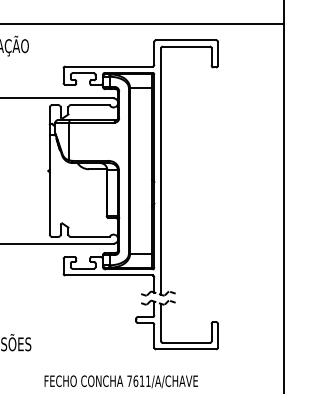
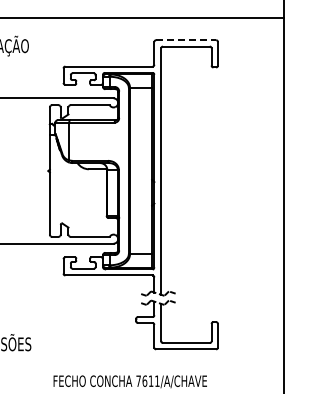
line position: (143, 23) -> (143, 17) (143, 17)
line: solid -> dashed (186, 40)
text position: (120, 381) -> (129, 381) (129, 381)
